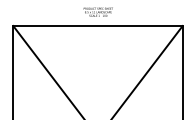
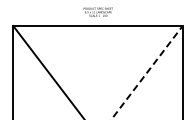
line: solid -> dashed (146, 72)
